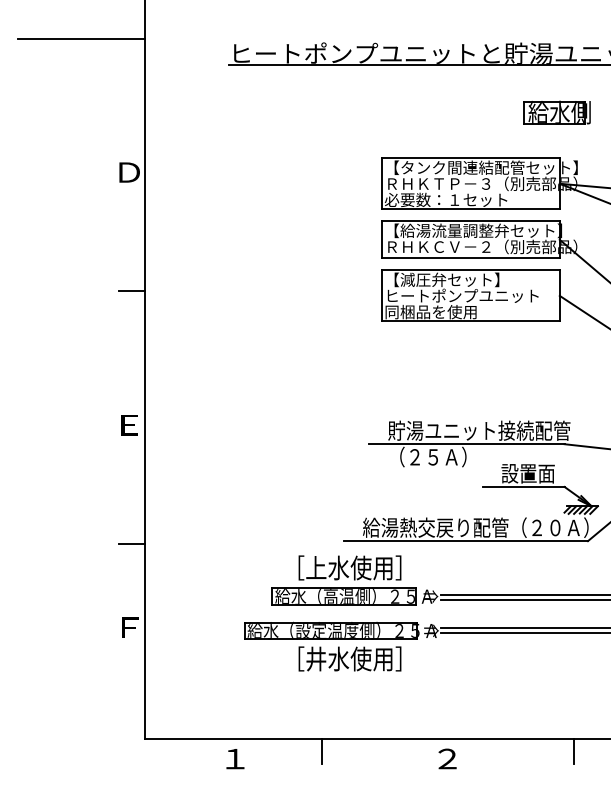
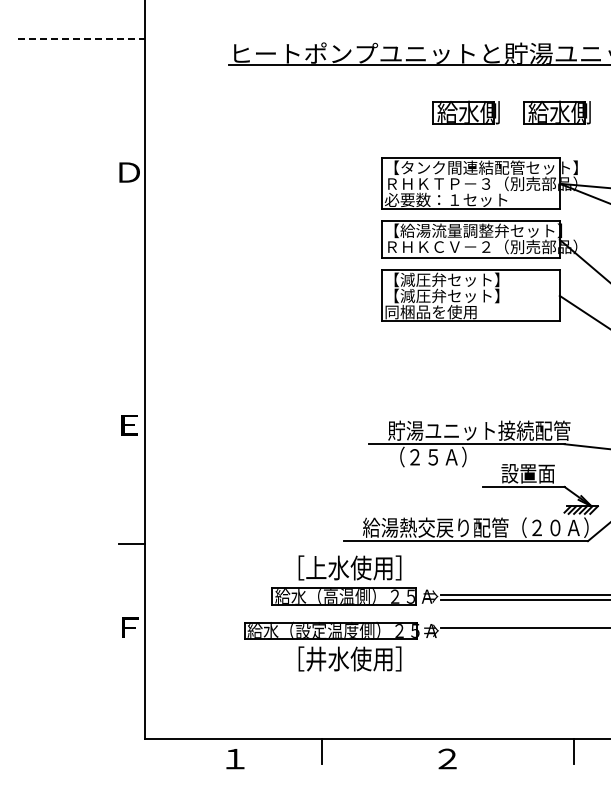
line: solid -> dashed (81, 38)
part: none -> present (465, 112)
line: present -> none (131, 291)
text: ヒートポンプユニット -> 【減圧弁セット】 (462, 295)
line: present -> none (523, 632)
